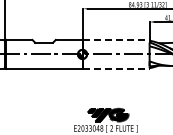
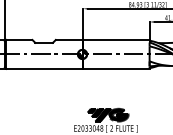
line: dashed -> solid (116, 40)
line: dashed -> solid (116, 68)
